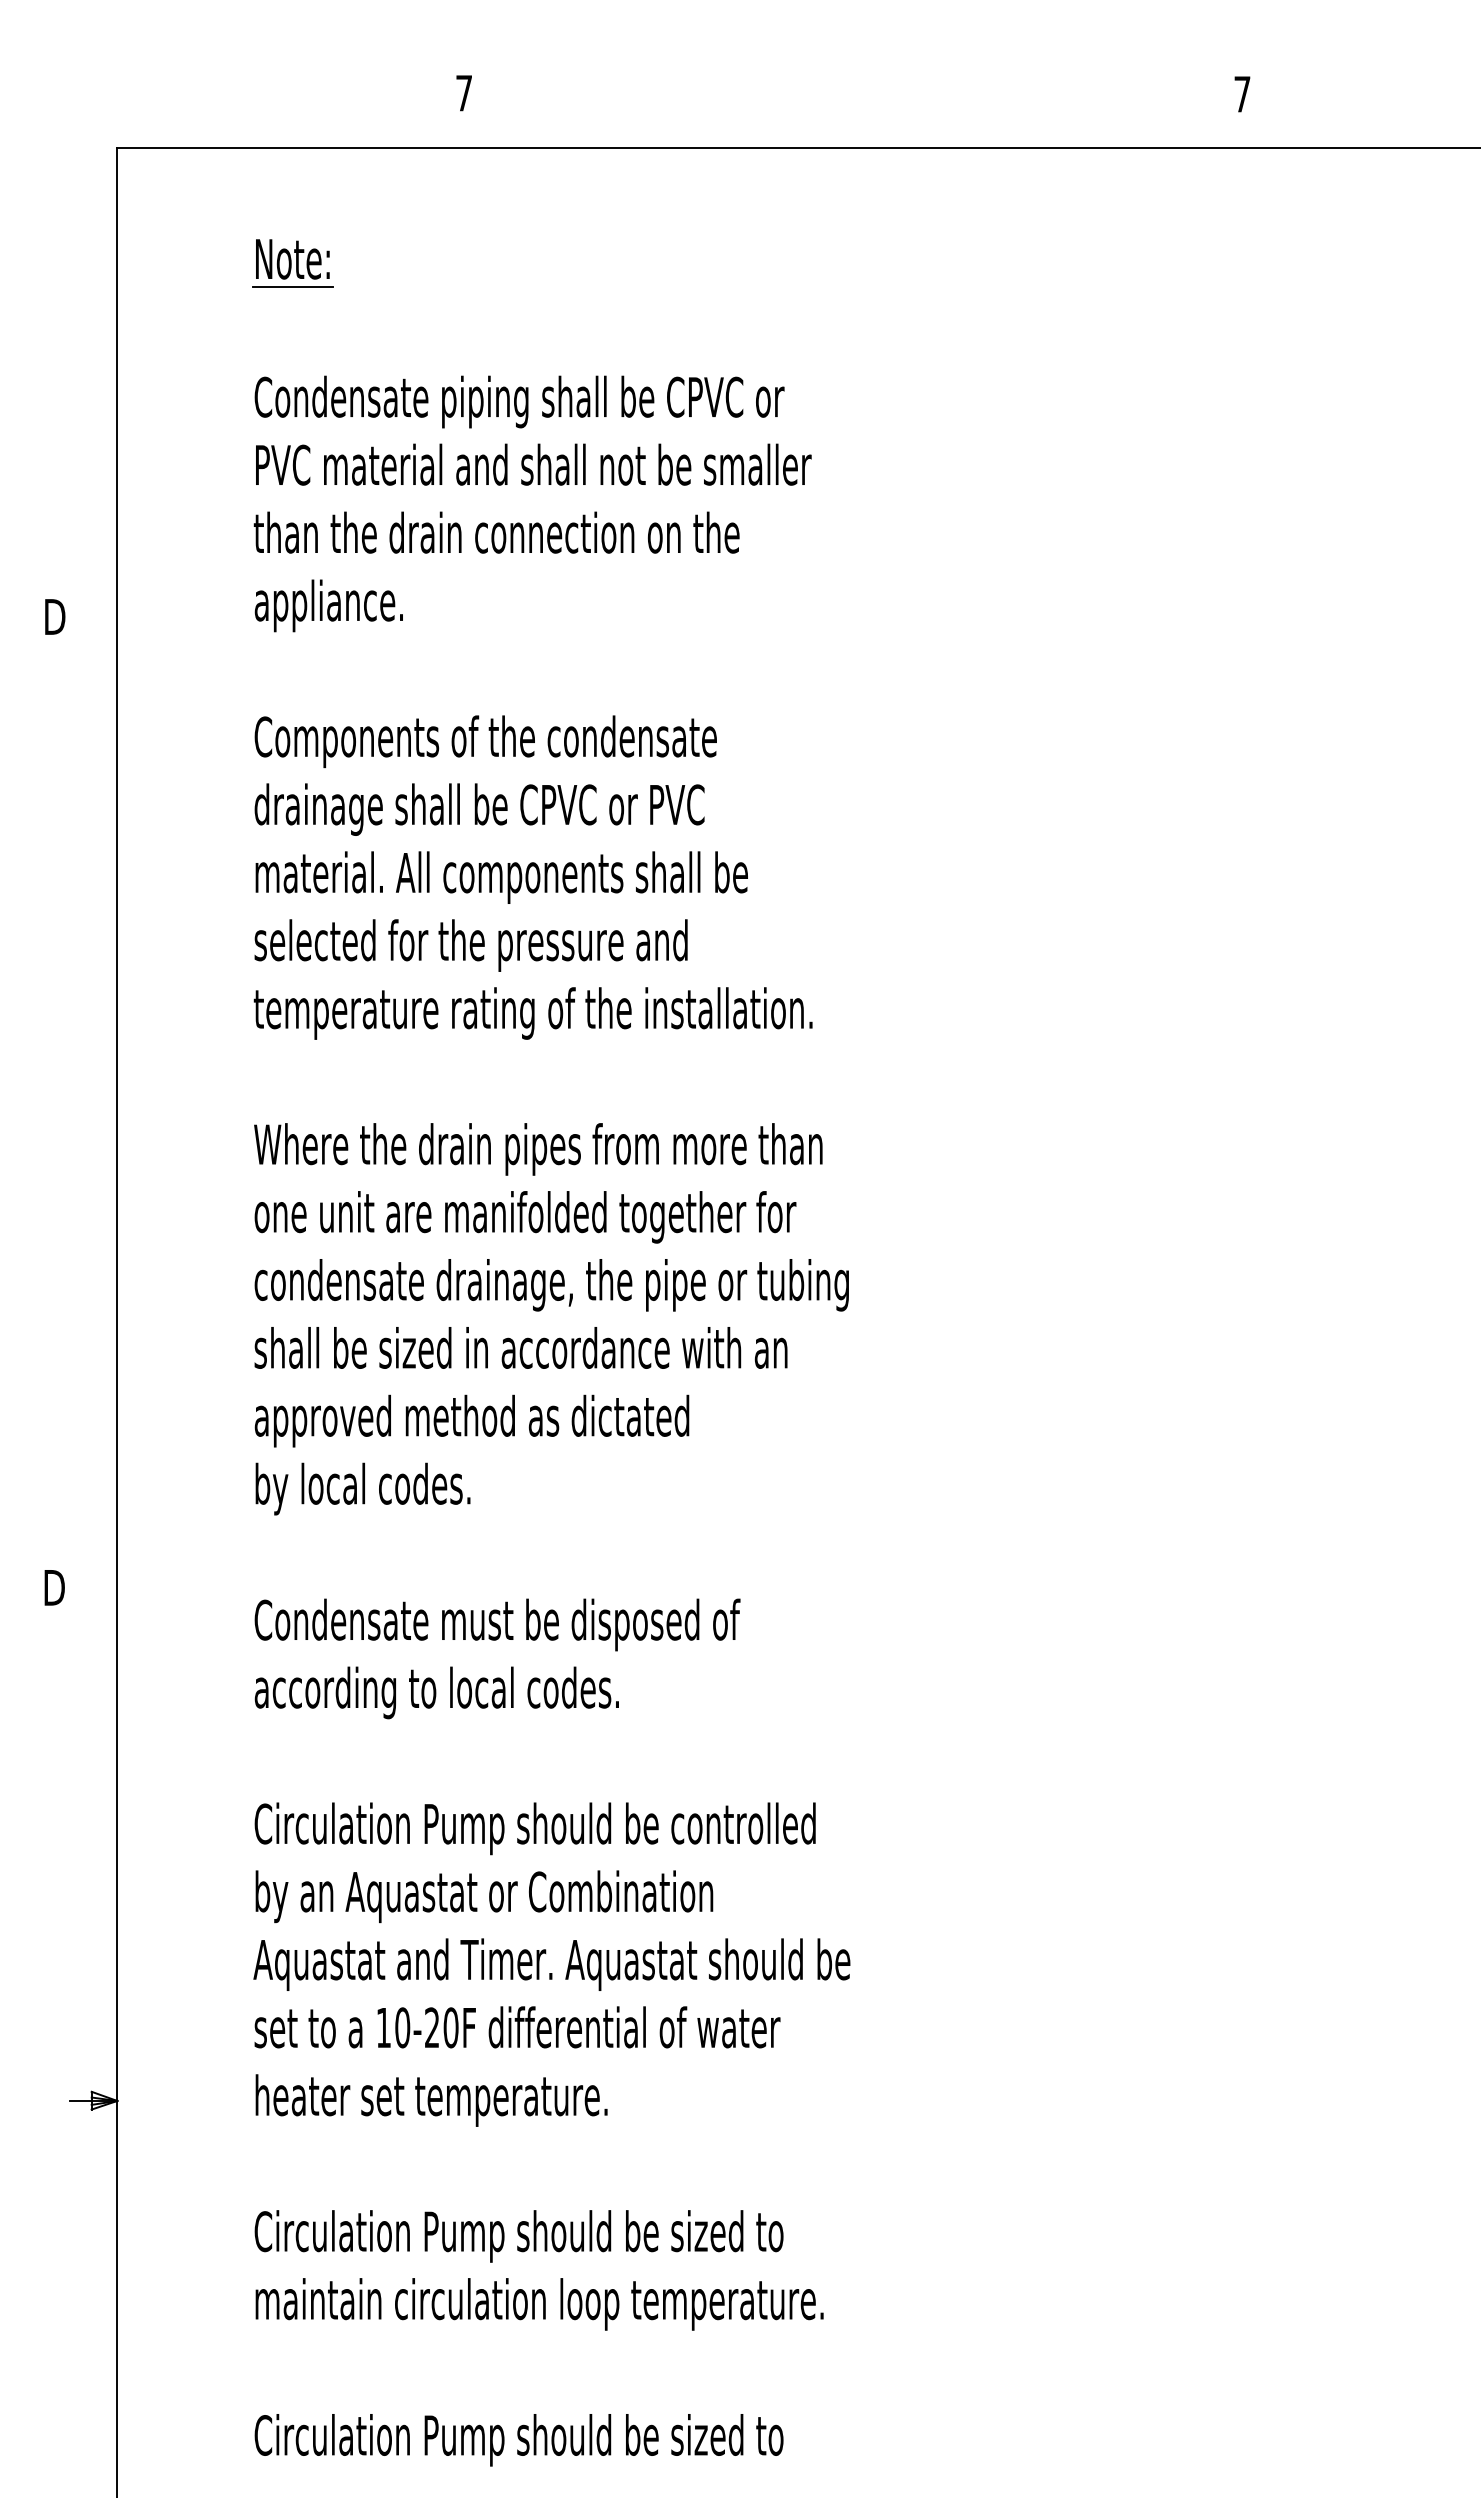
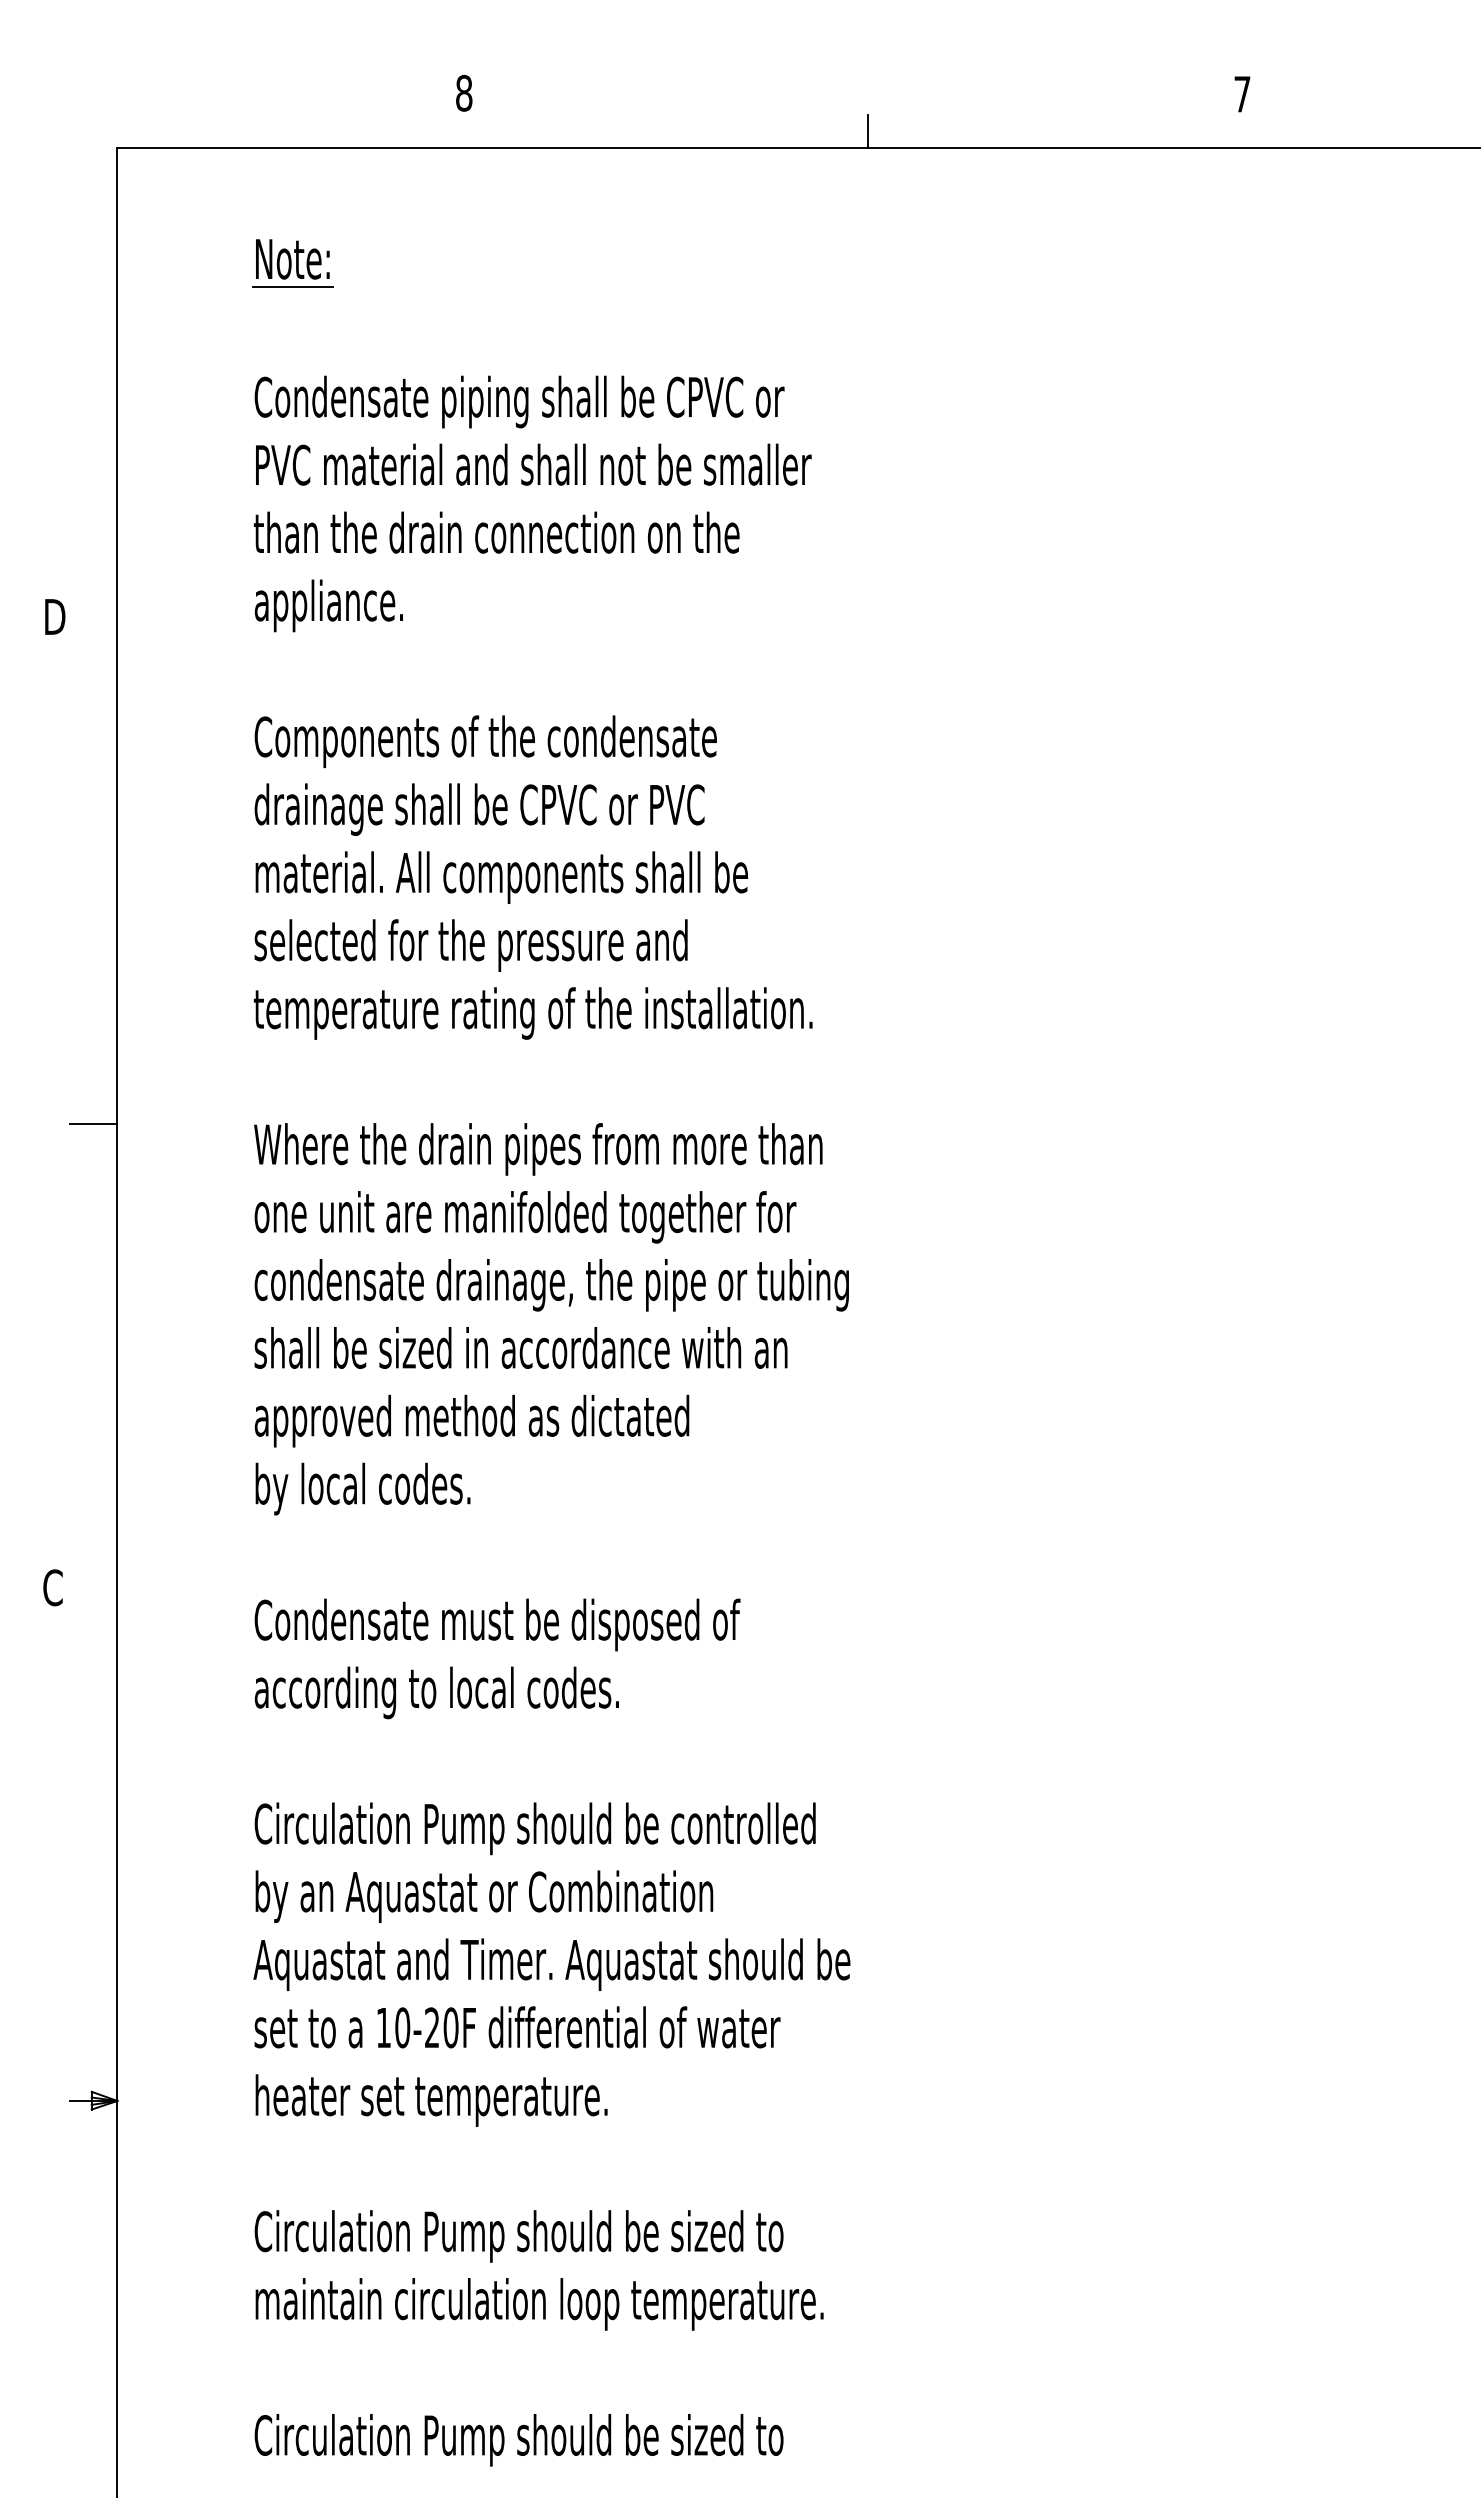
text: 7 -> 8 (464, 92)
line: none -> present (867, 131)
line: none -> present (93, 1124)
text: D -> C (53, 1587)
